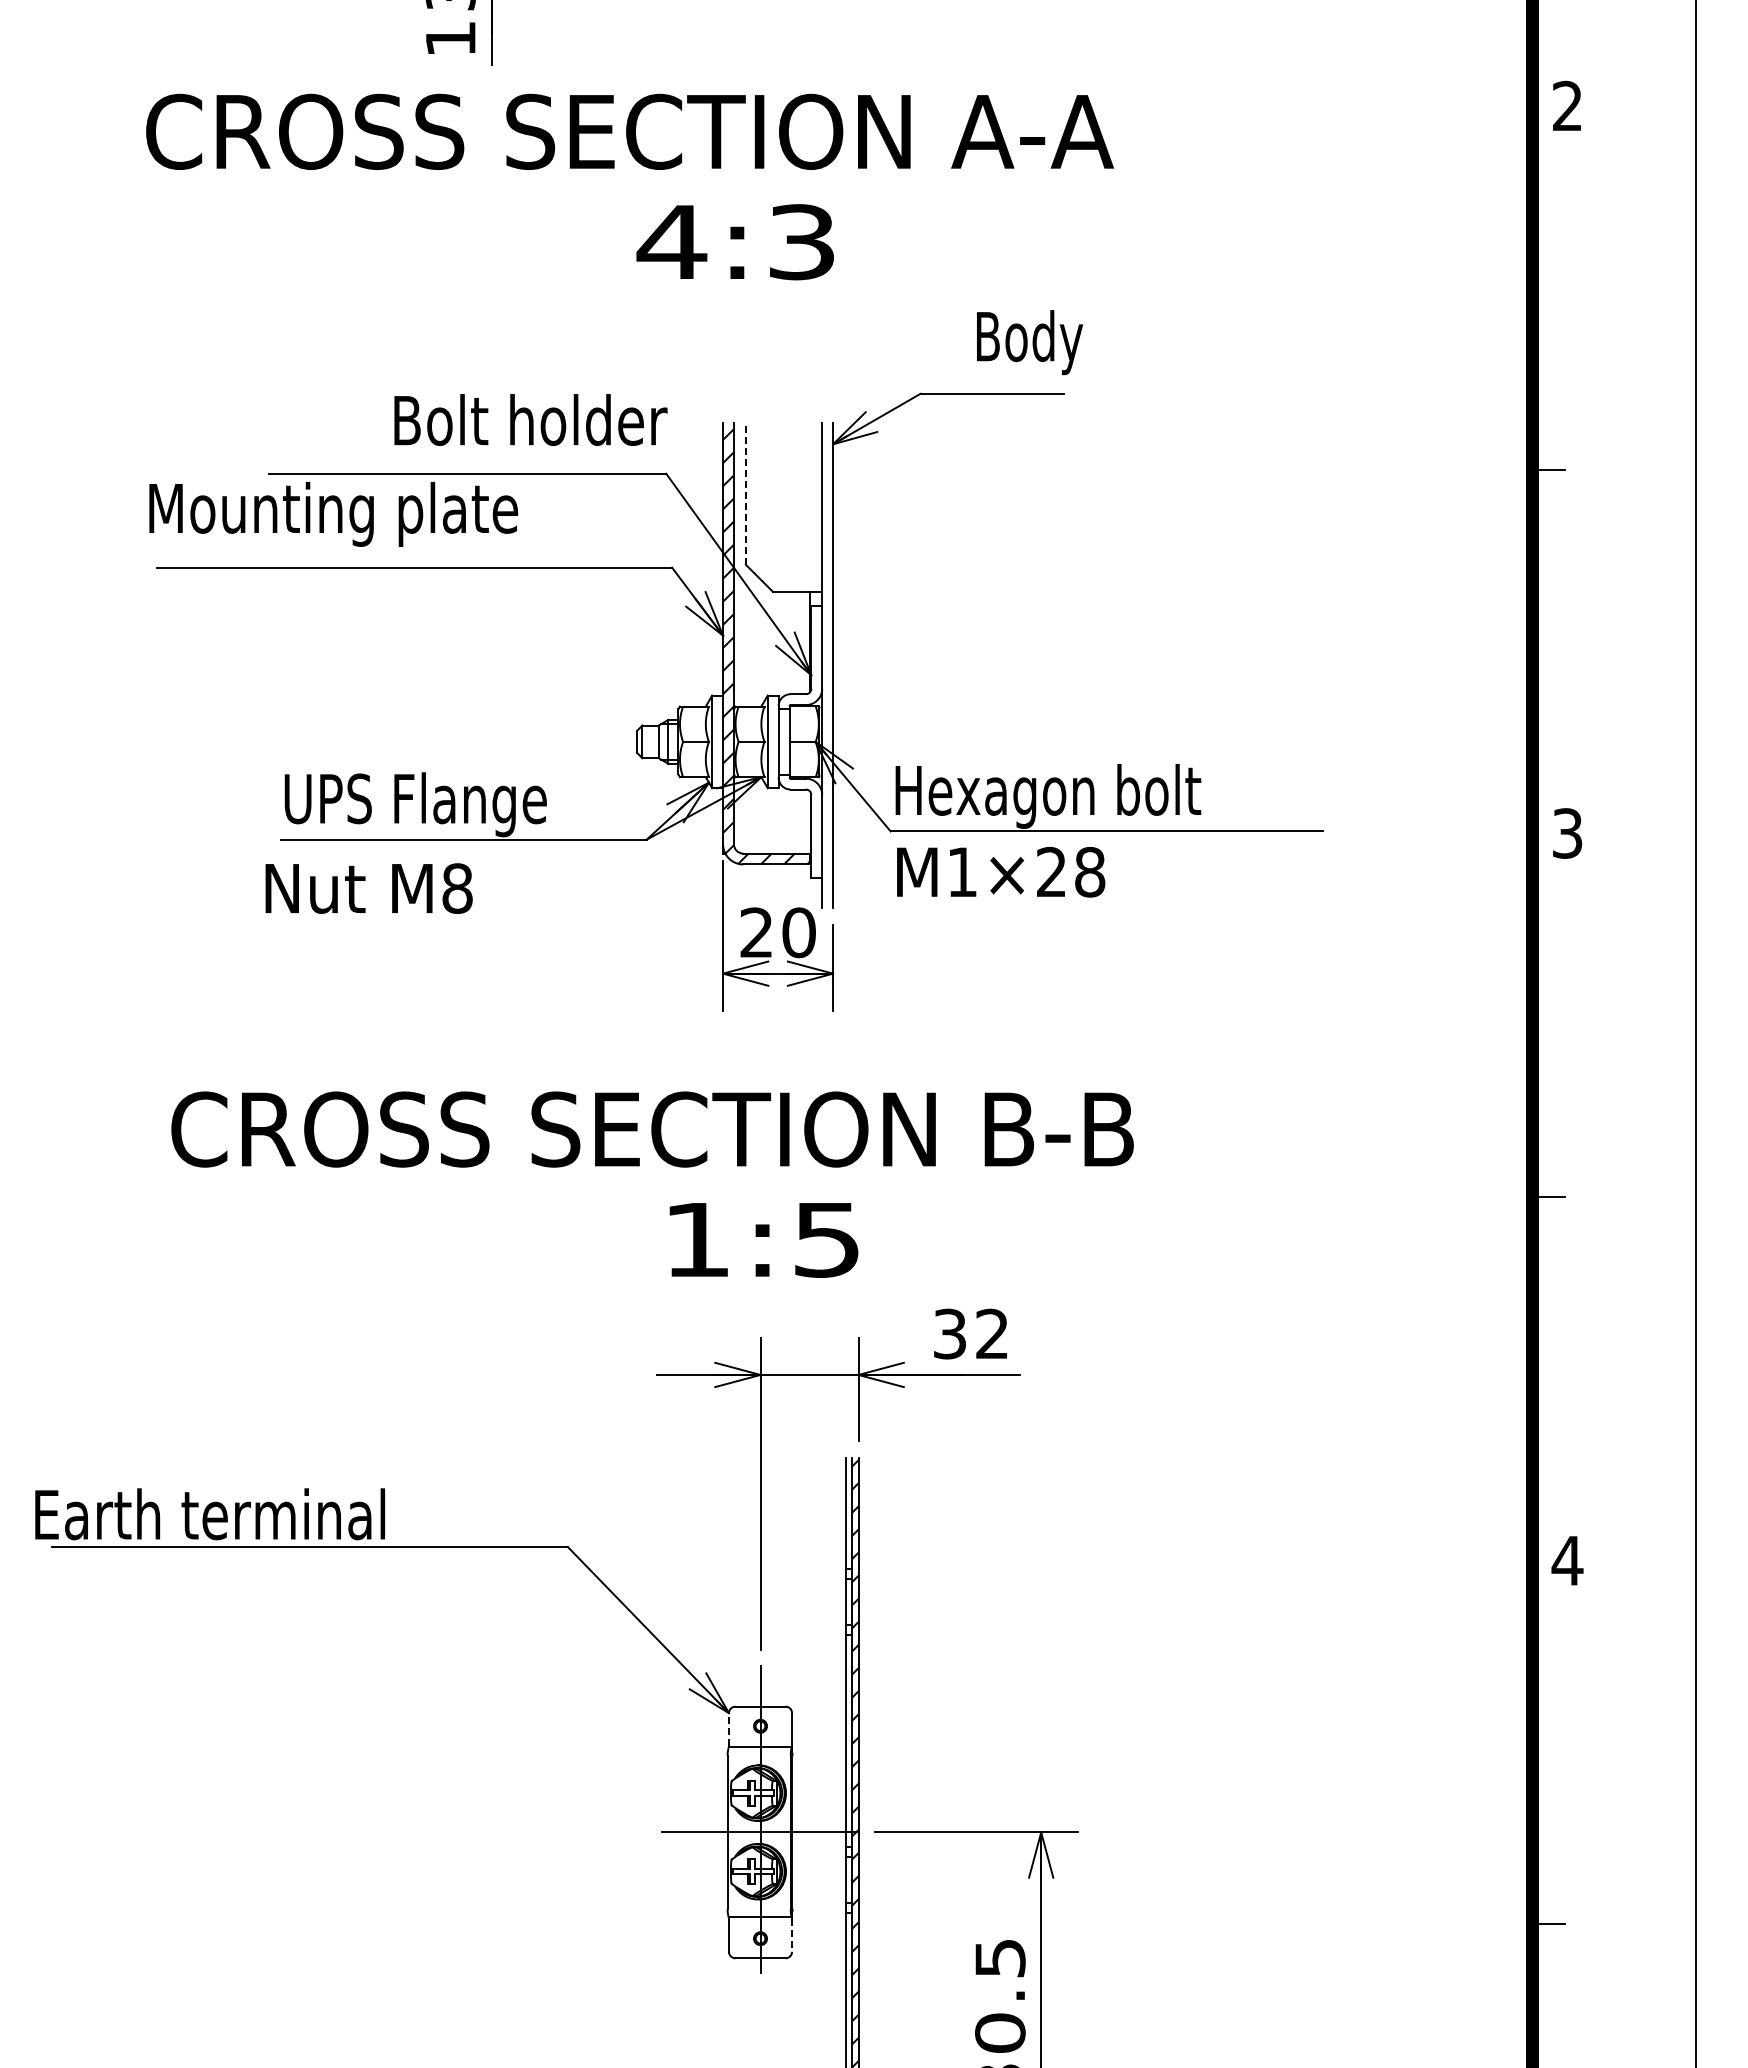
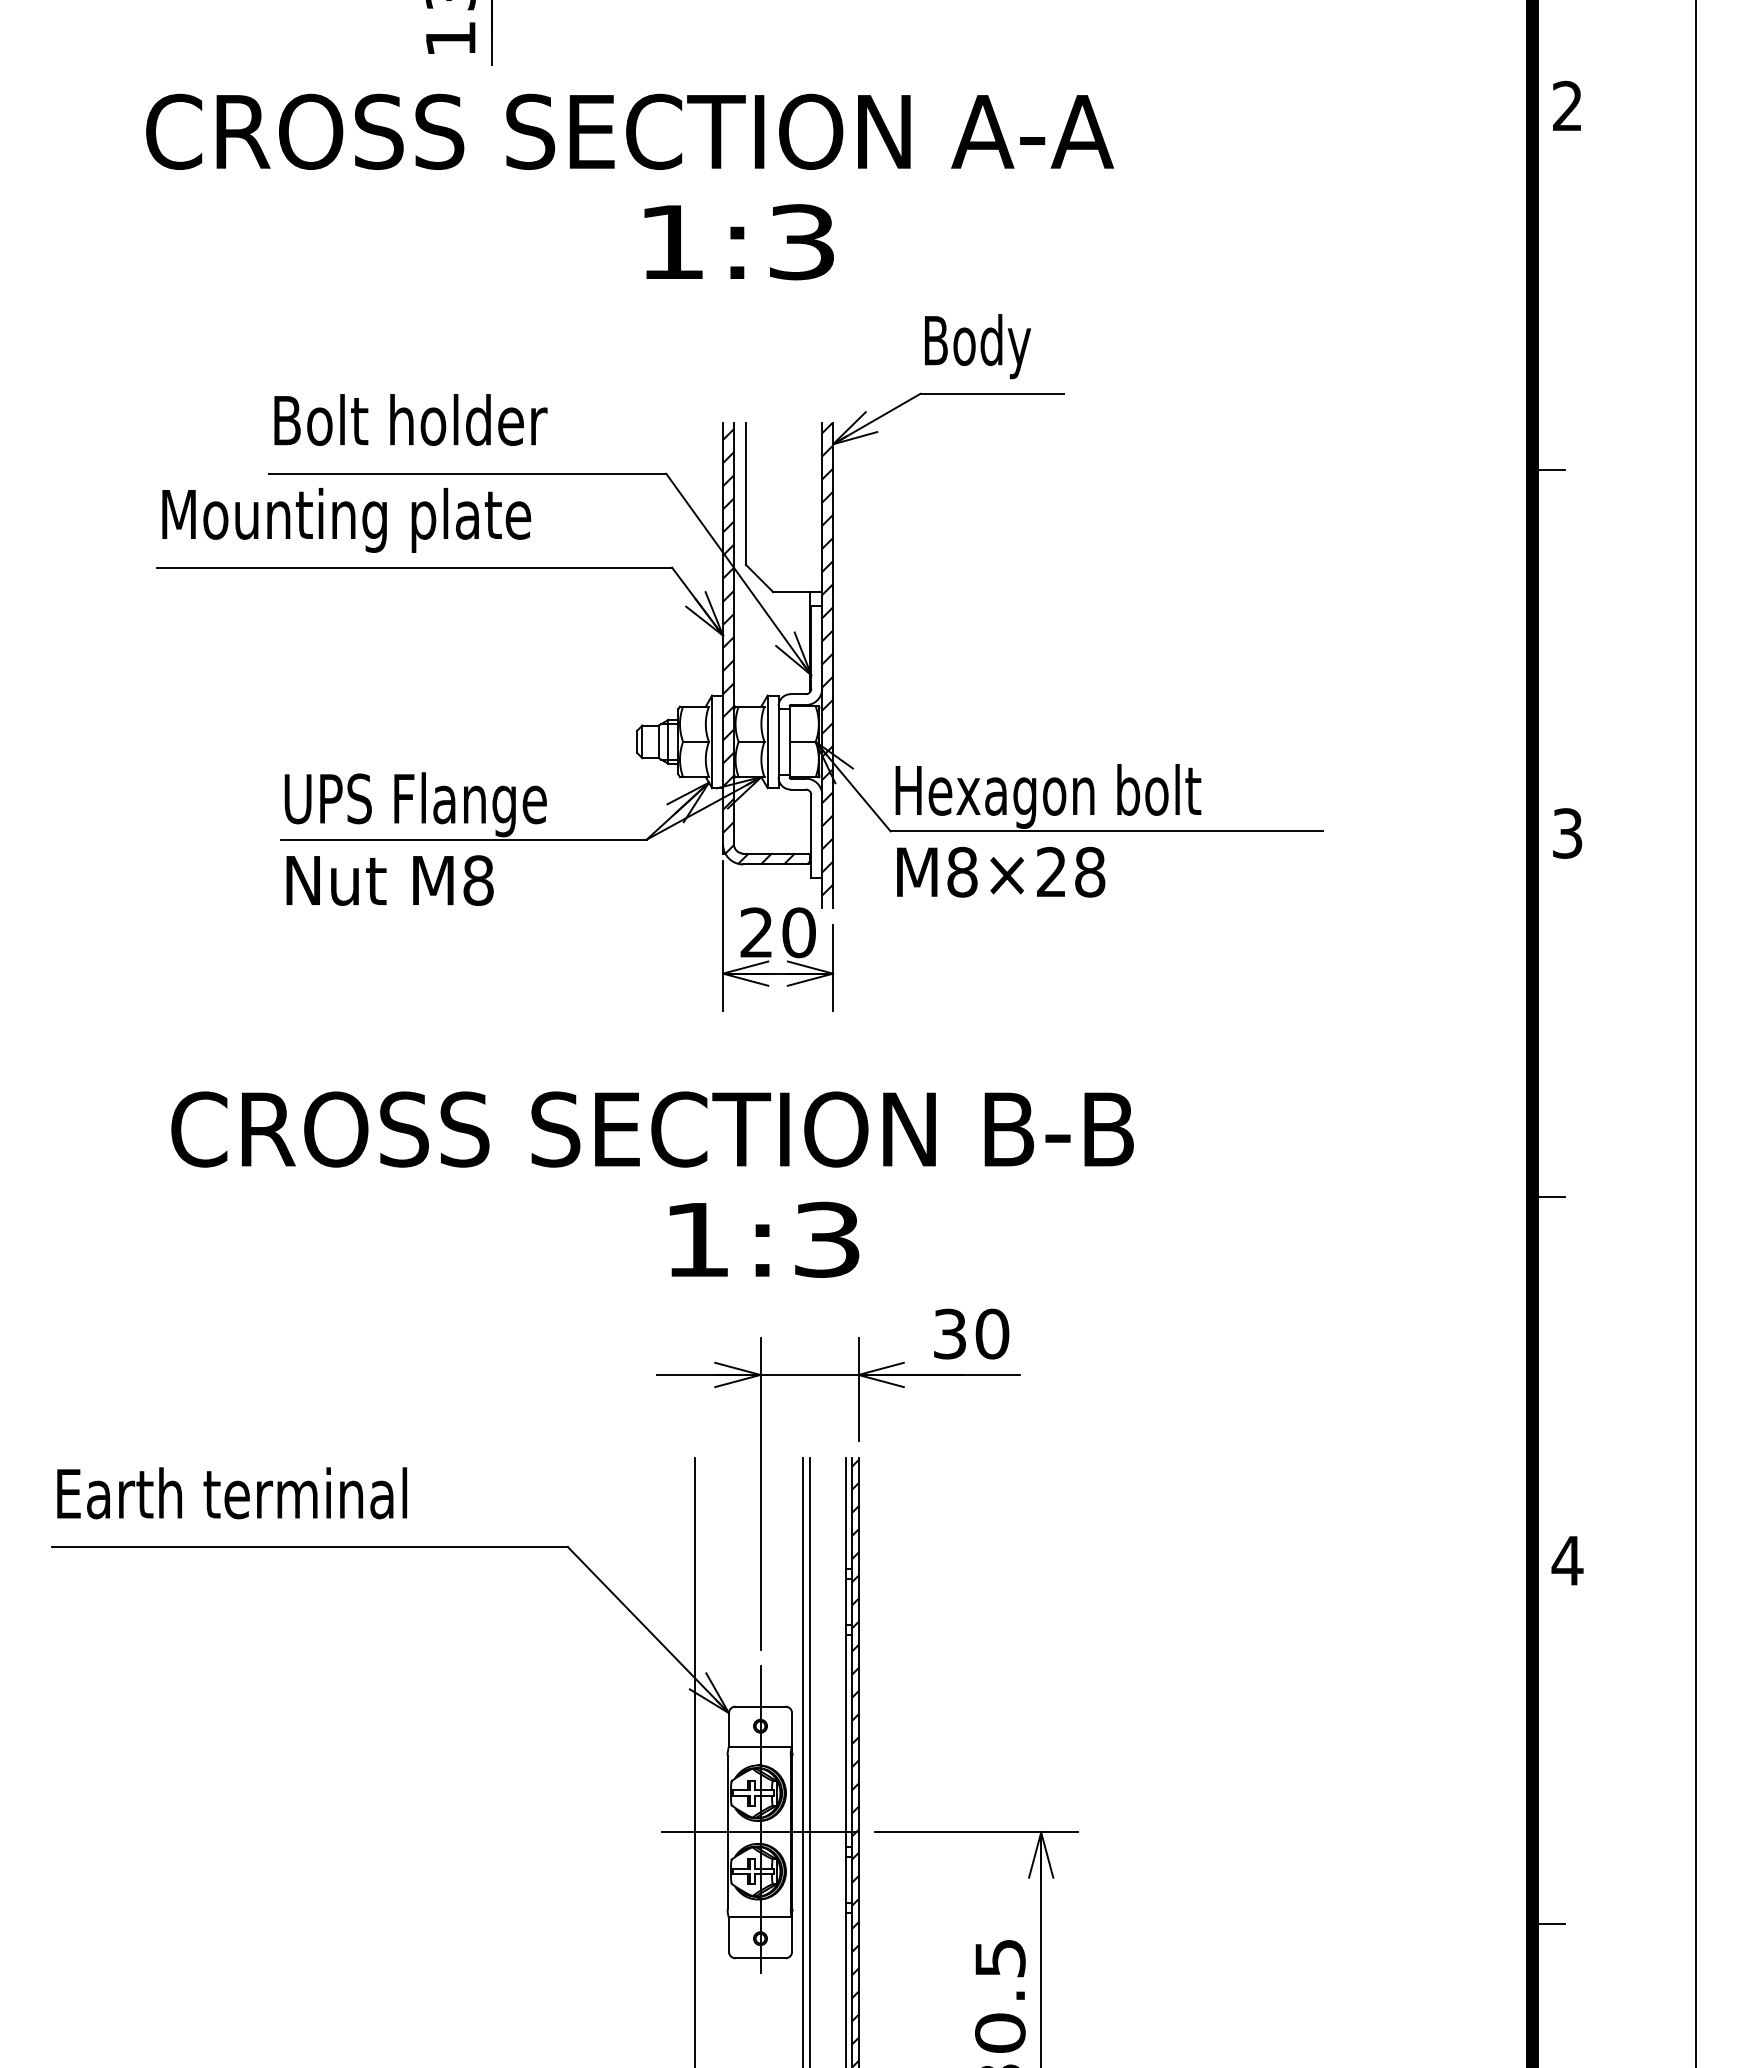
text: 4:3 -> 1:3 (671, 241)
text position: (1030, 342) -> (978, 346) (978, 346)
text position: (530, 419) -> (410, 419) (410, 419)
line: dashed -> solid (745, 493)
text position: (333, 514) -> (346, 520) (346, 520)
hatch: none -> present (827, 665)
text: M1×28 -> M8×28 (962, 871)
text position: (368, 888) -> (389, 880) (389, 880)
text: 1:5 -> 1:3 (827, 1239)
text: 32 -> 30 (992, 1333)
text position: (210, 1514) -> (232, 1493) (232, 1493)
line: dashed -> solid (728, 1729)
line: none -> present (695, 1760)
line: none -> present (803, 1760)
line: none -> present (809, 1760)
line: dashed -> solid (792, 1935)
